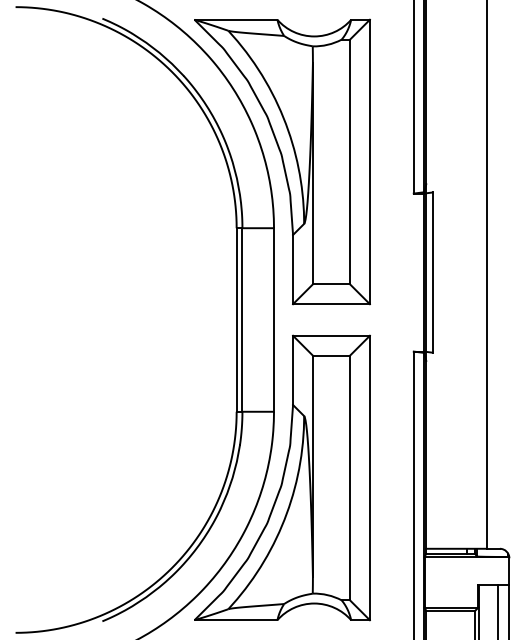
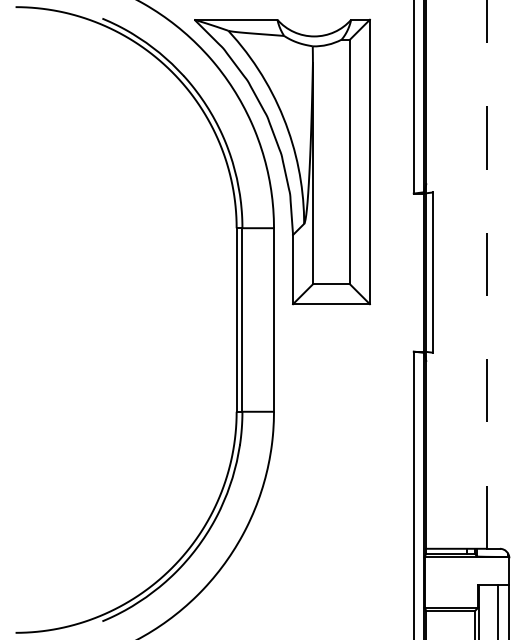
line: solid -> dashed (486, 274)
part: present -> none (282, 477)
